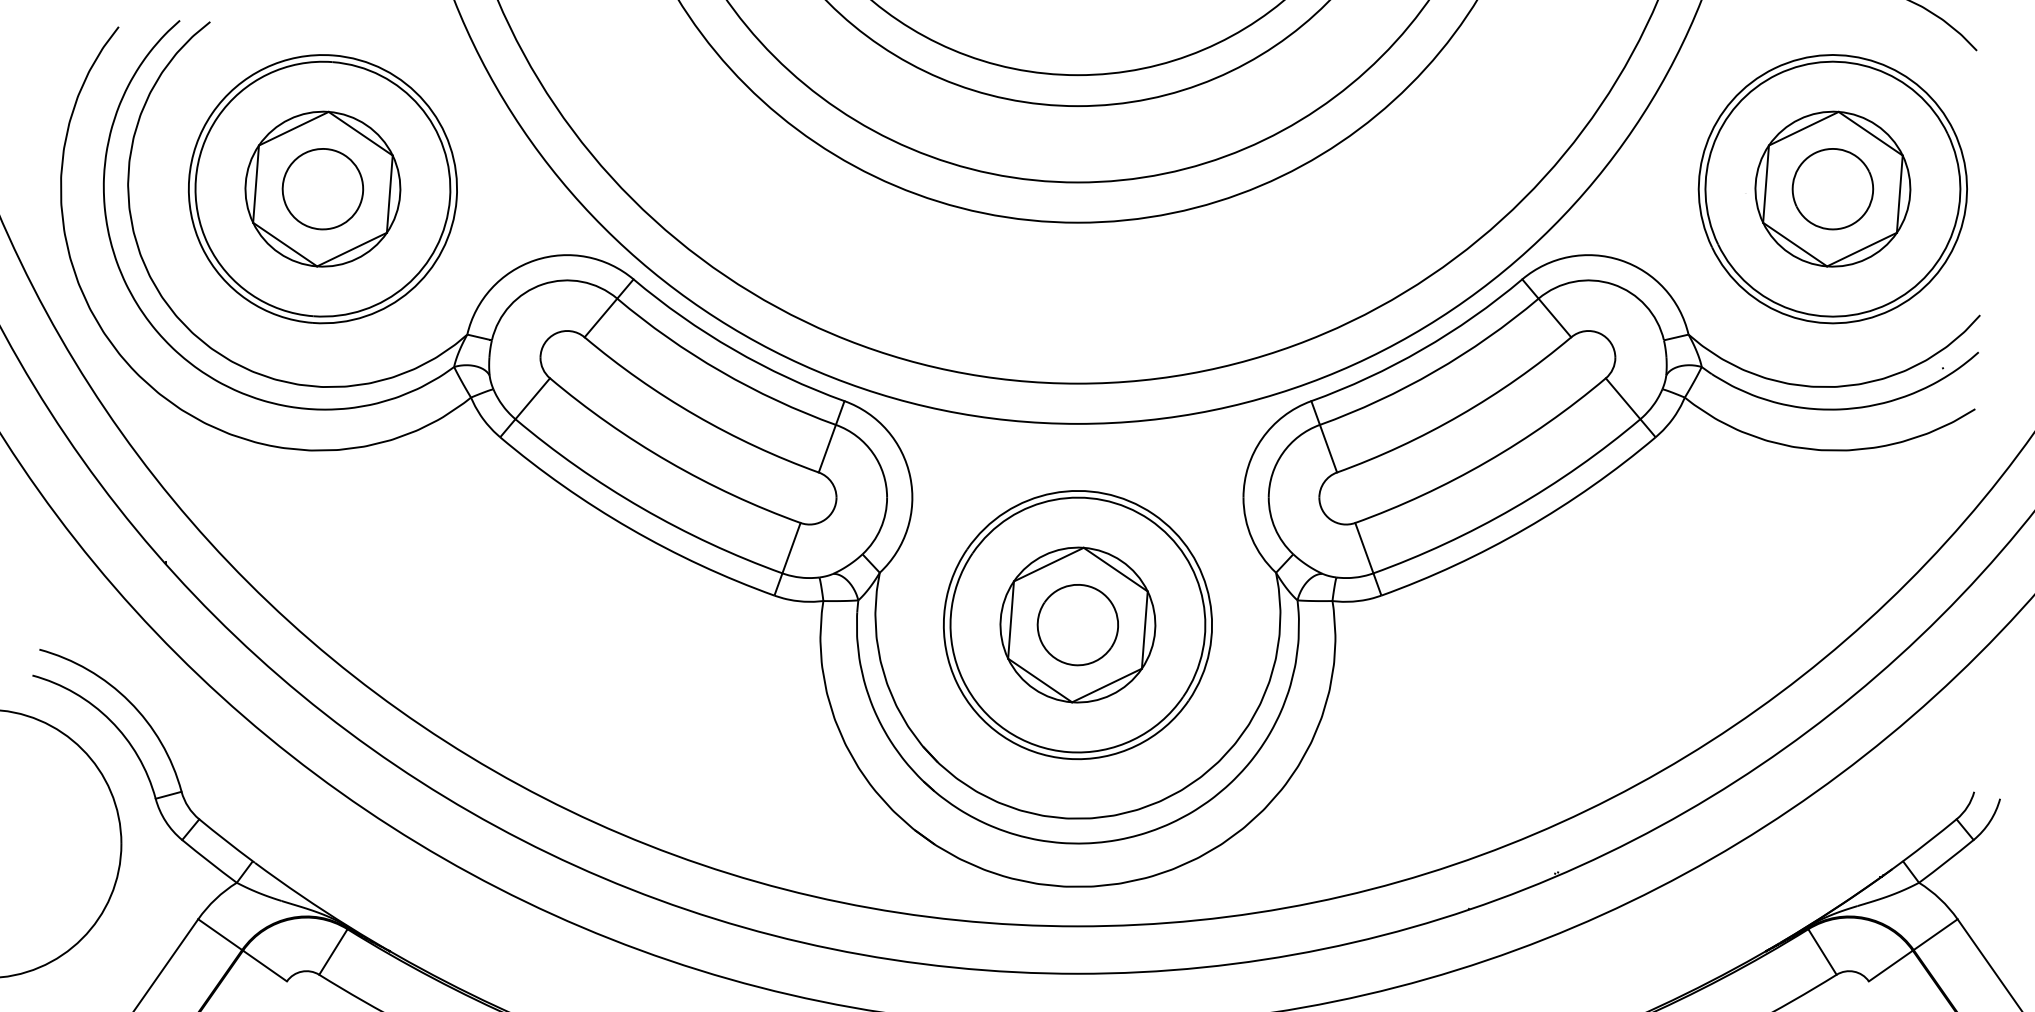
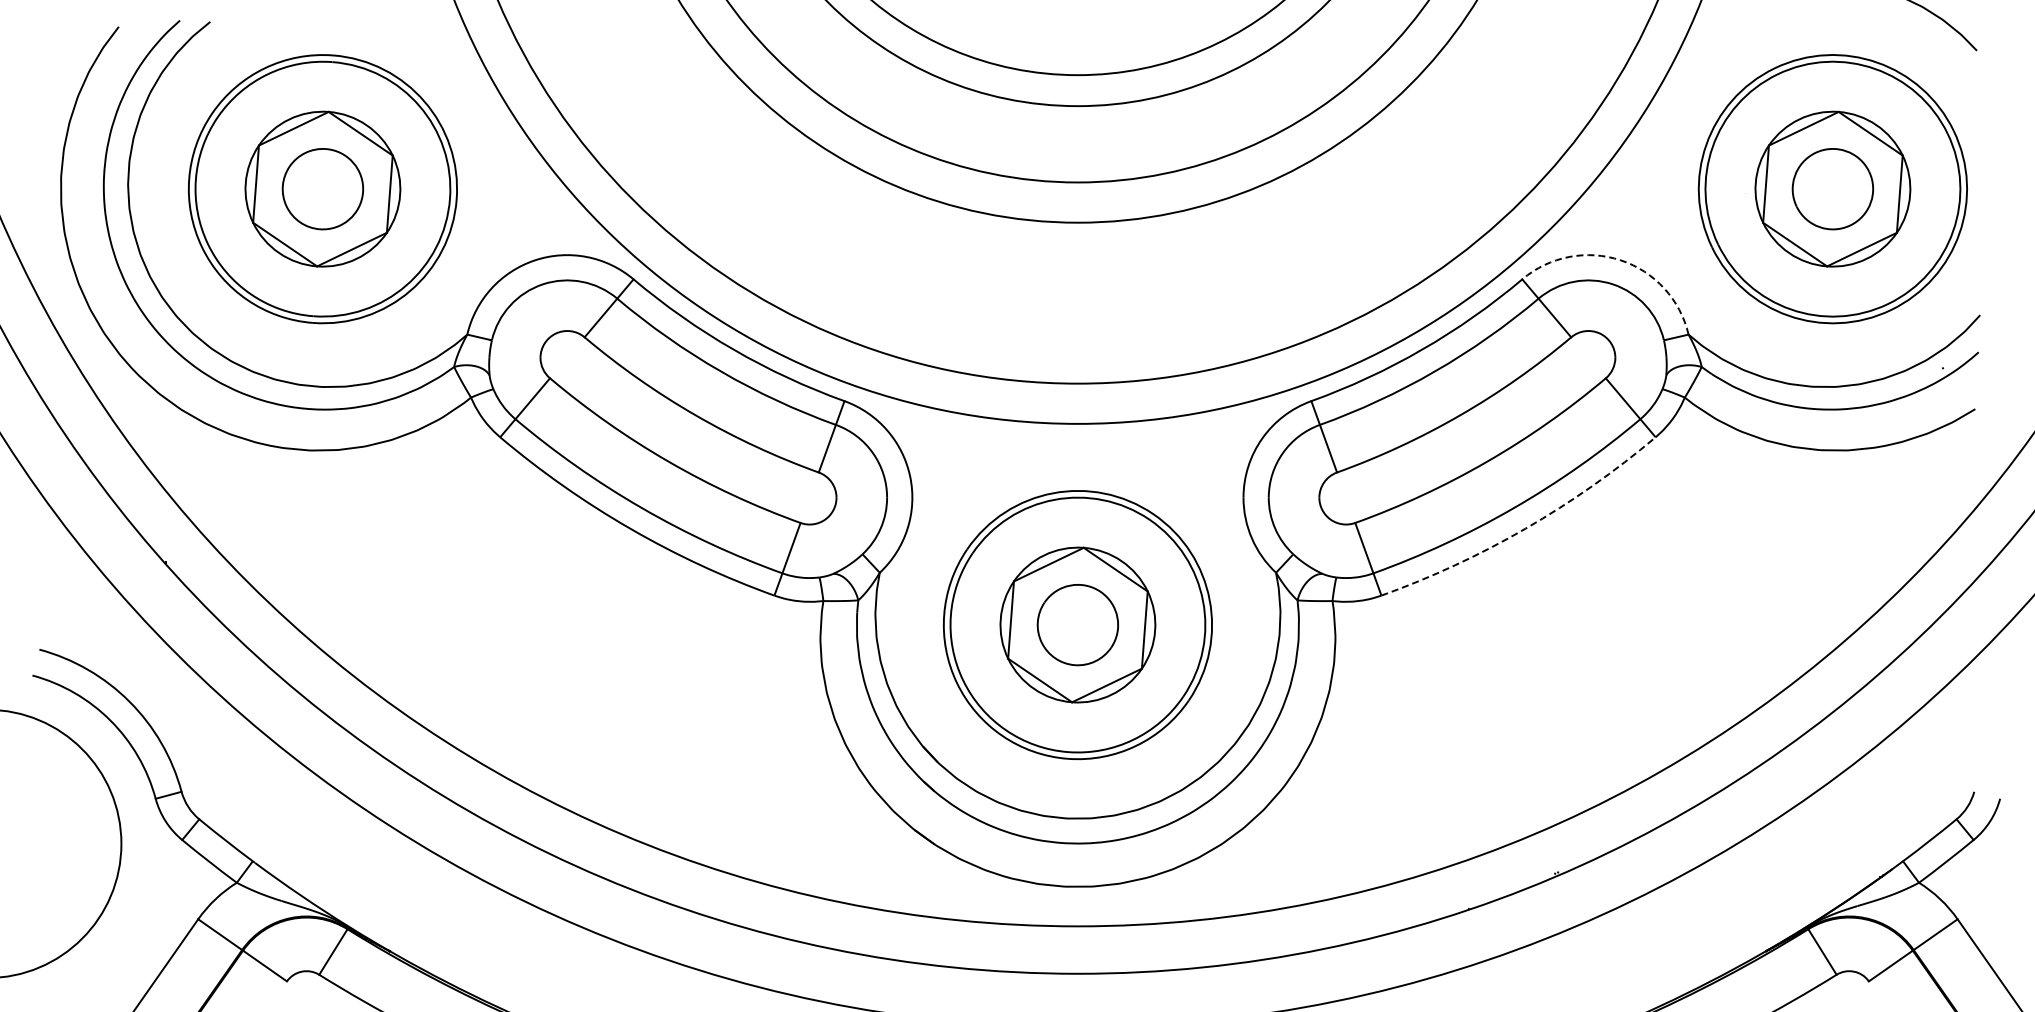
arc: solid -> dashed (1620, 260)
arc: solid -> dashed (1525, 528)
